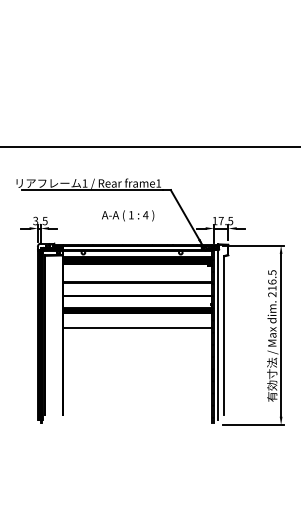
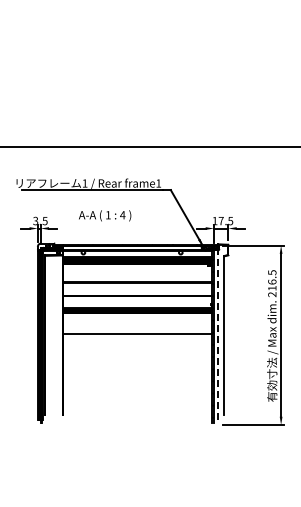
text position: (128, 215) -> (105, 215) (105, 215)
line position: (137, 328) -> (137, 334) (137, 334)
line: solid -> dashed (218, 335)
